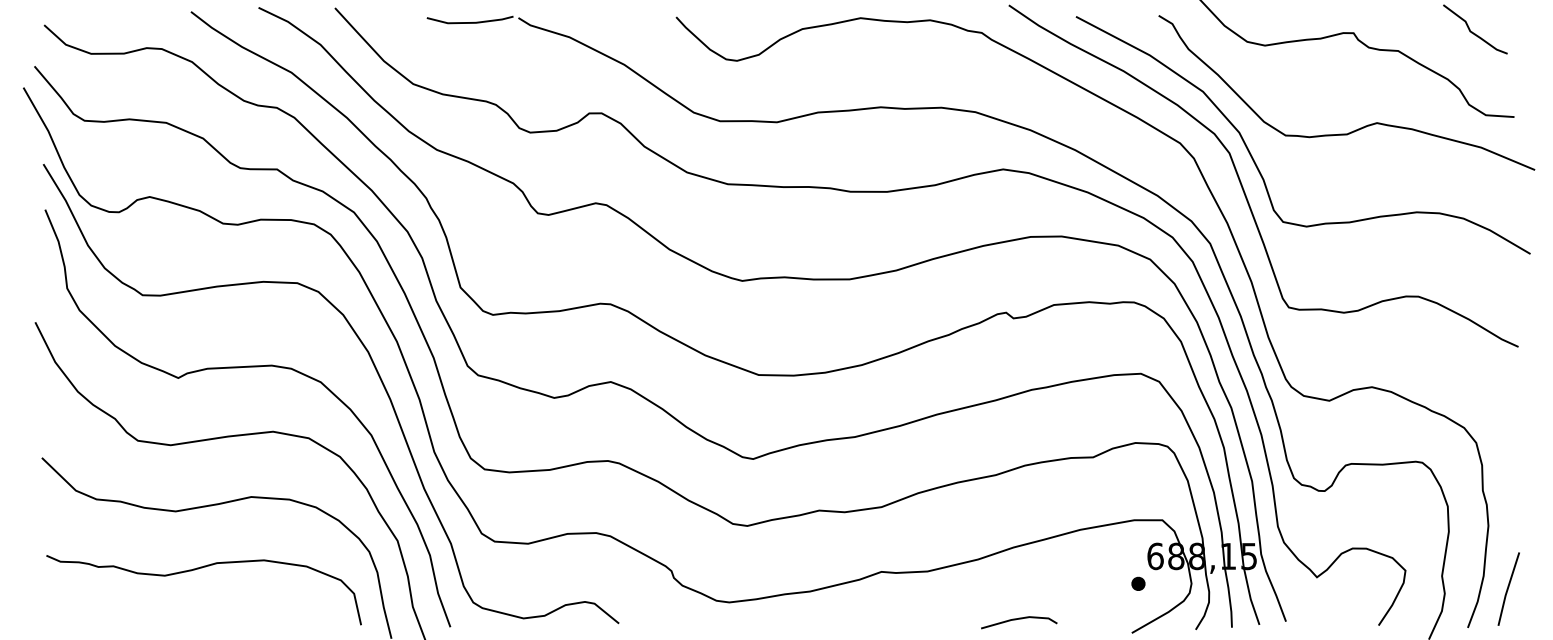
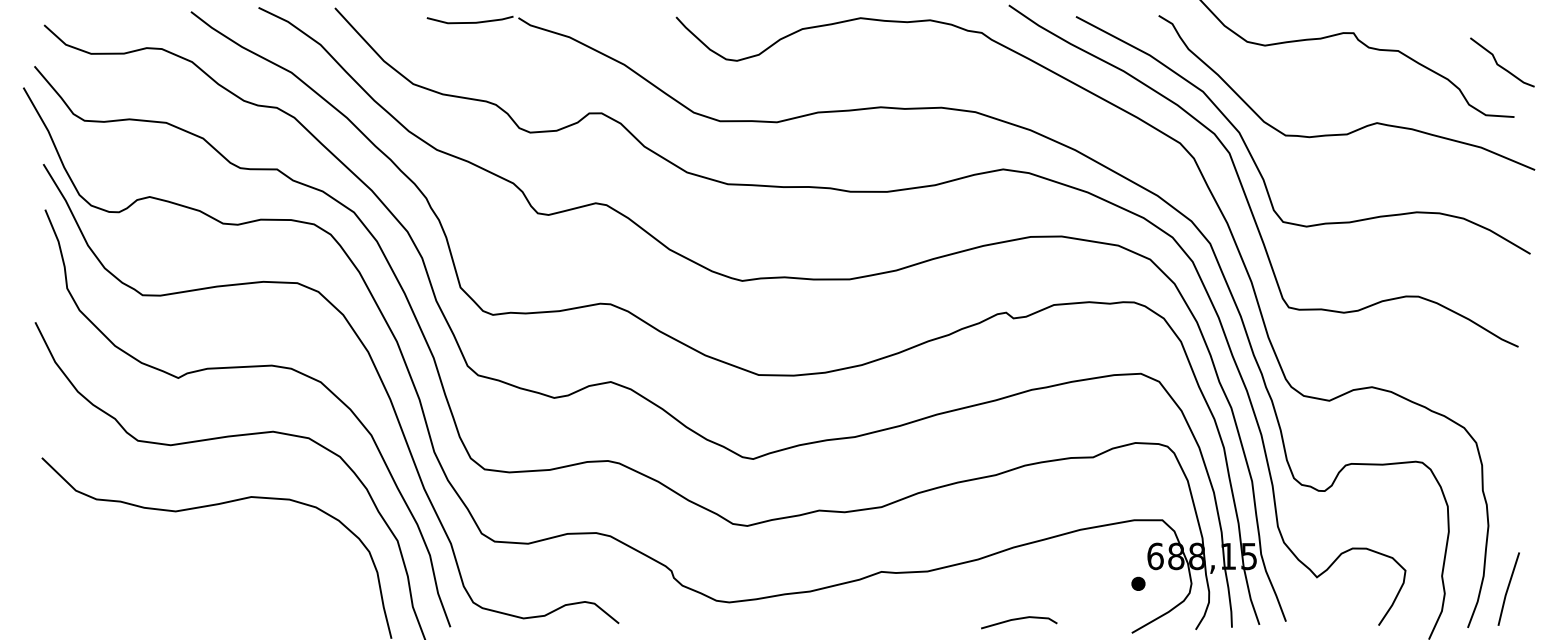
curve position: (1472, 31) -> (1499, 64) (1499, 64)
part: present -> none (195, 570)
